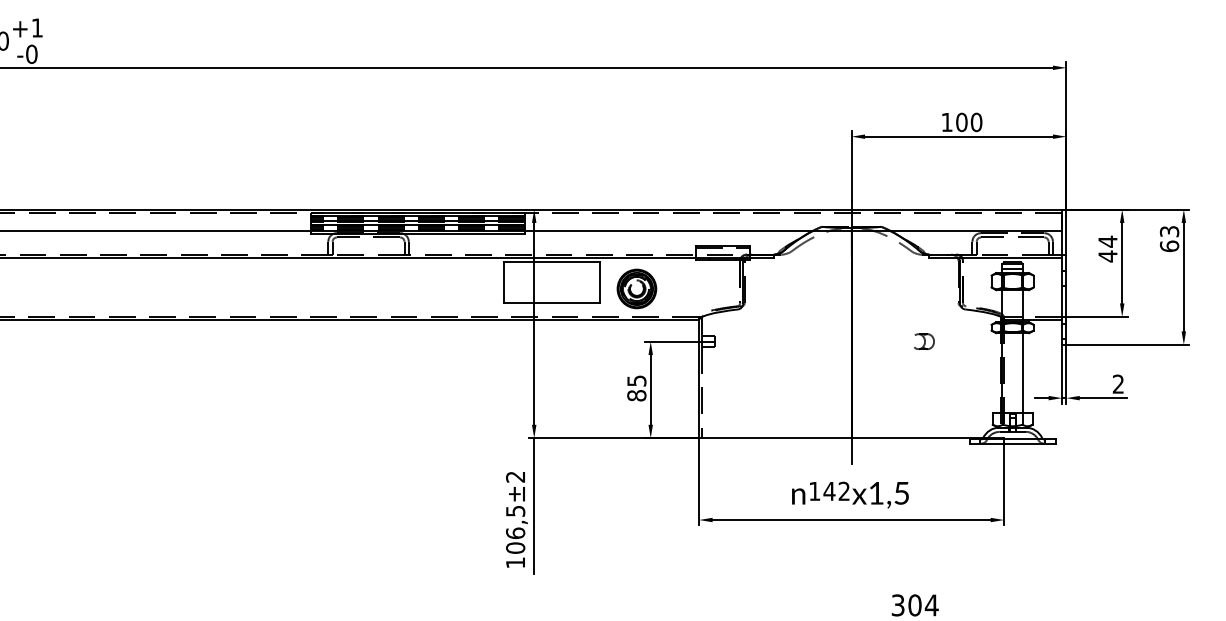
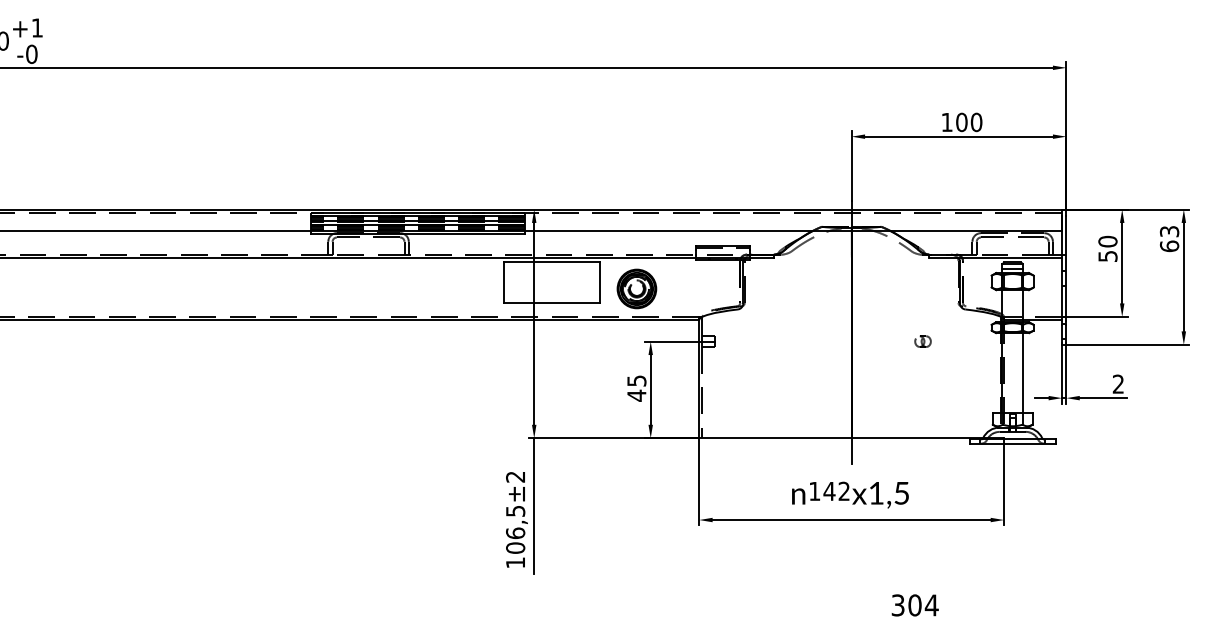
text: 44 -> 50 (1107, 248)
part size: 21x18 px -> 18x13 px (922, 341)
text: 85 -> 45 (636, 395)
